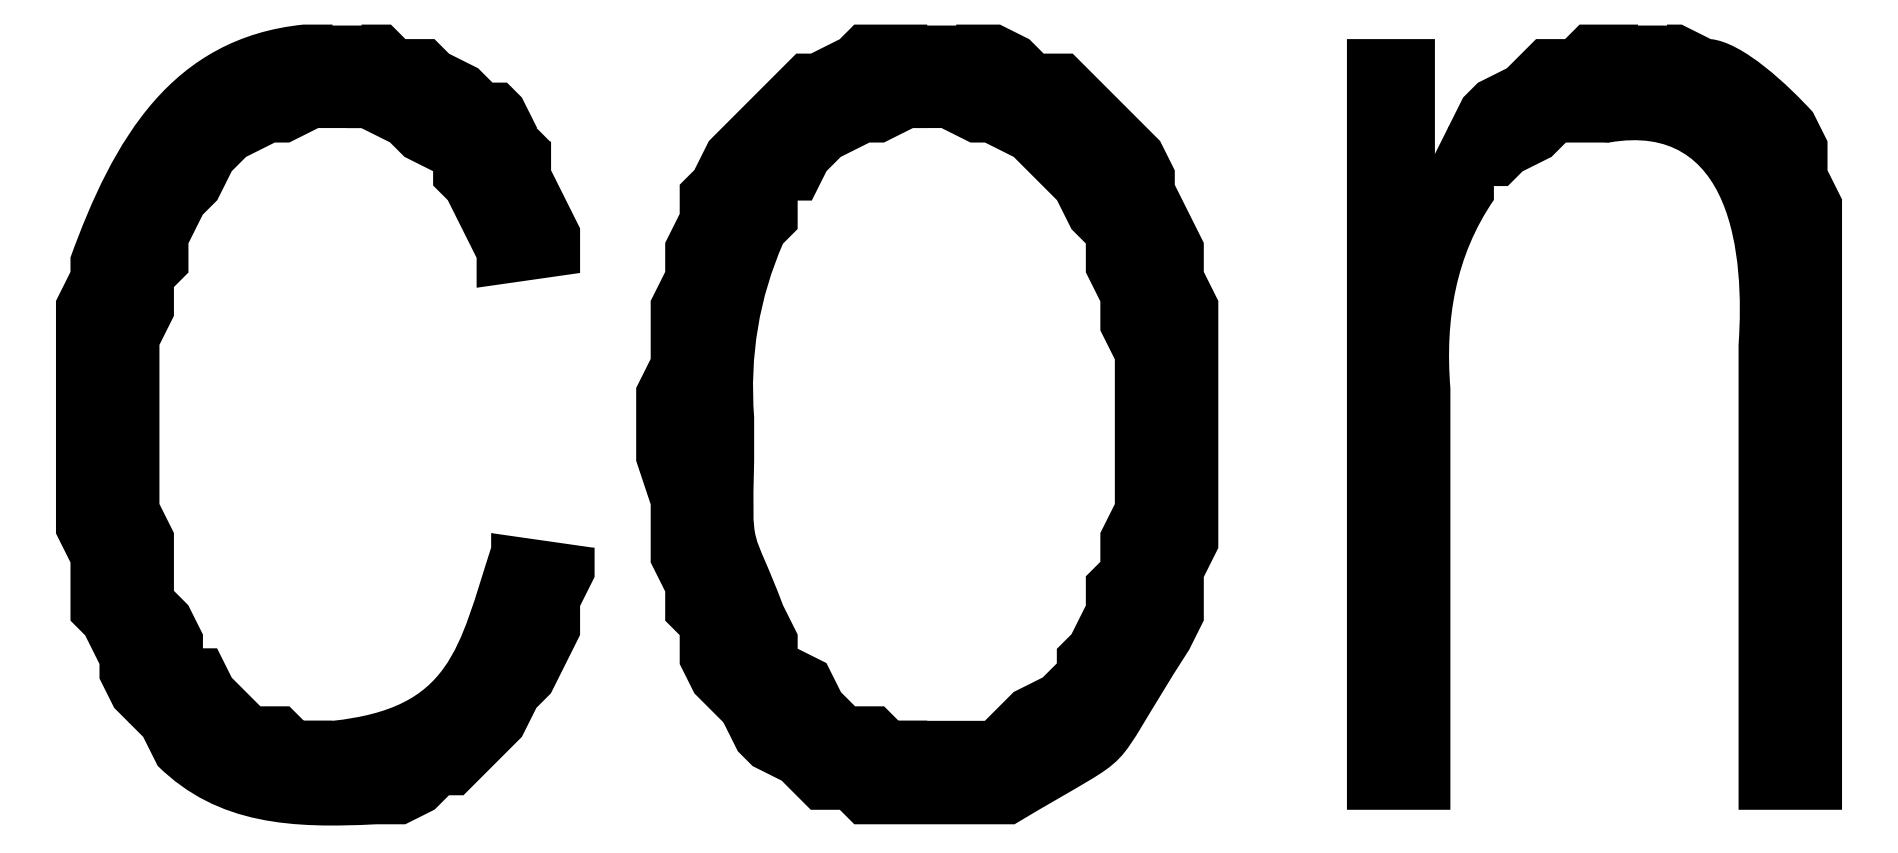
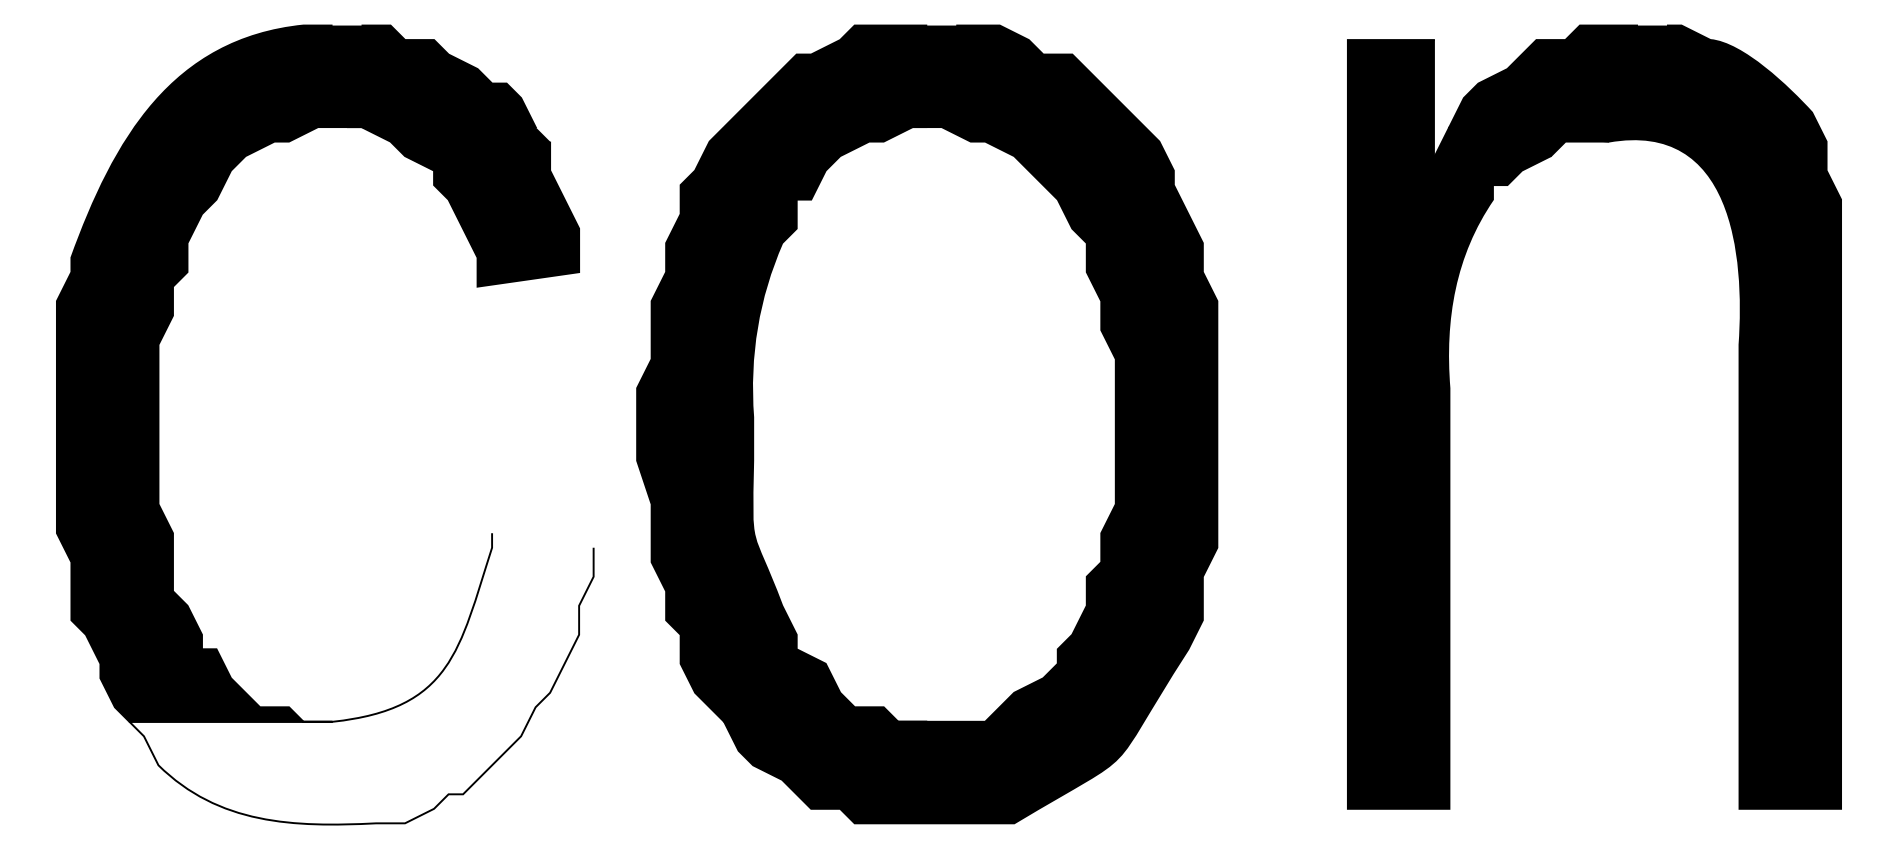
fill: present -> none (361, 678)
